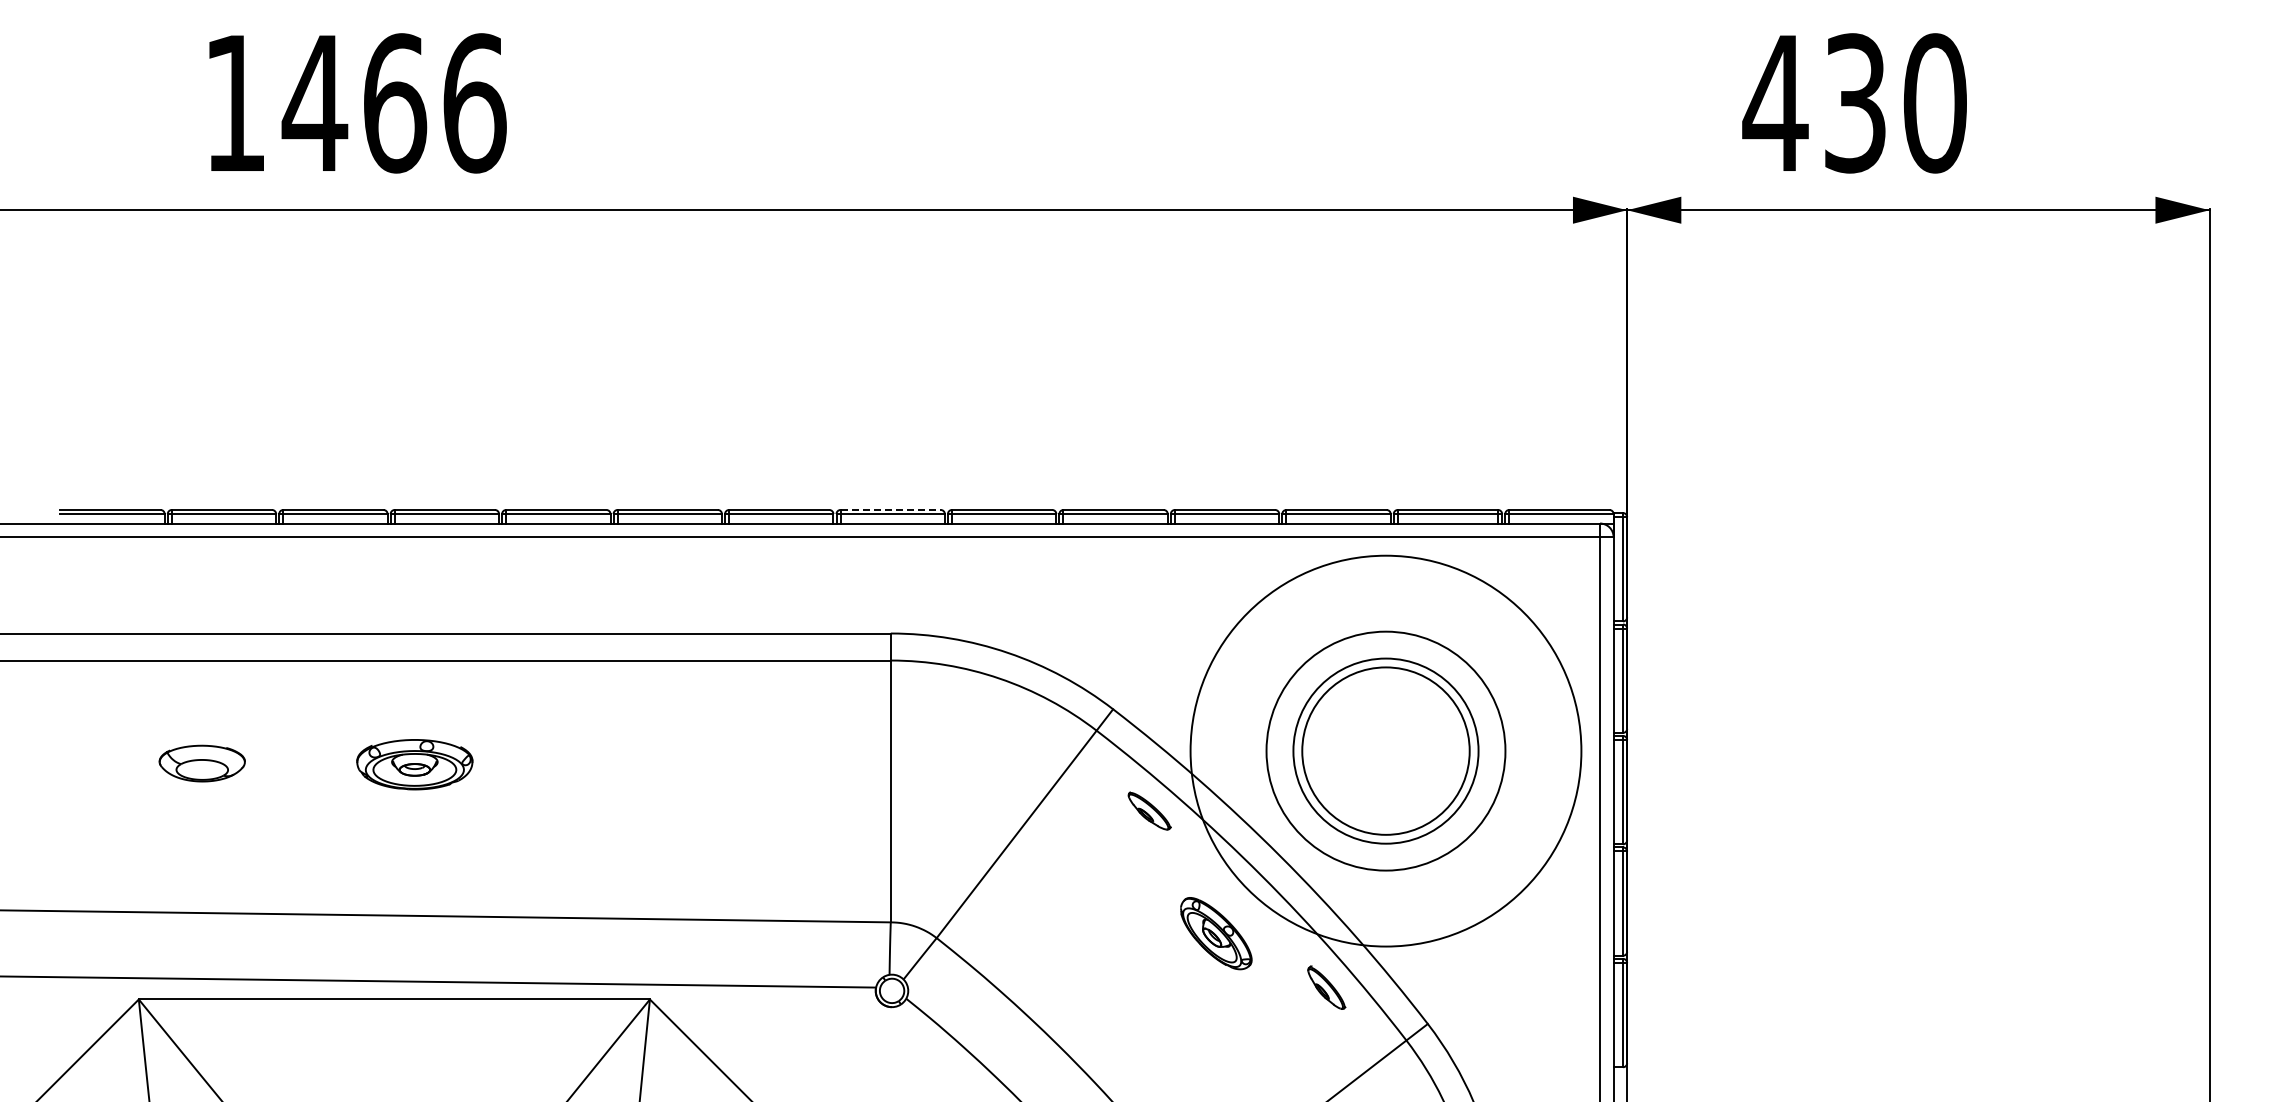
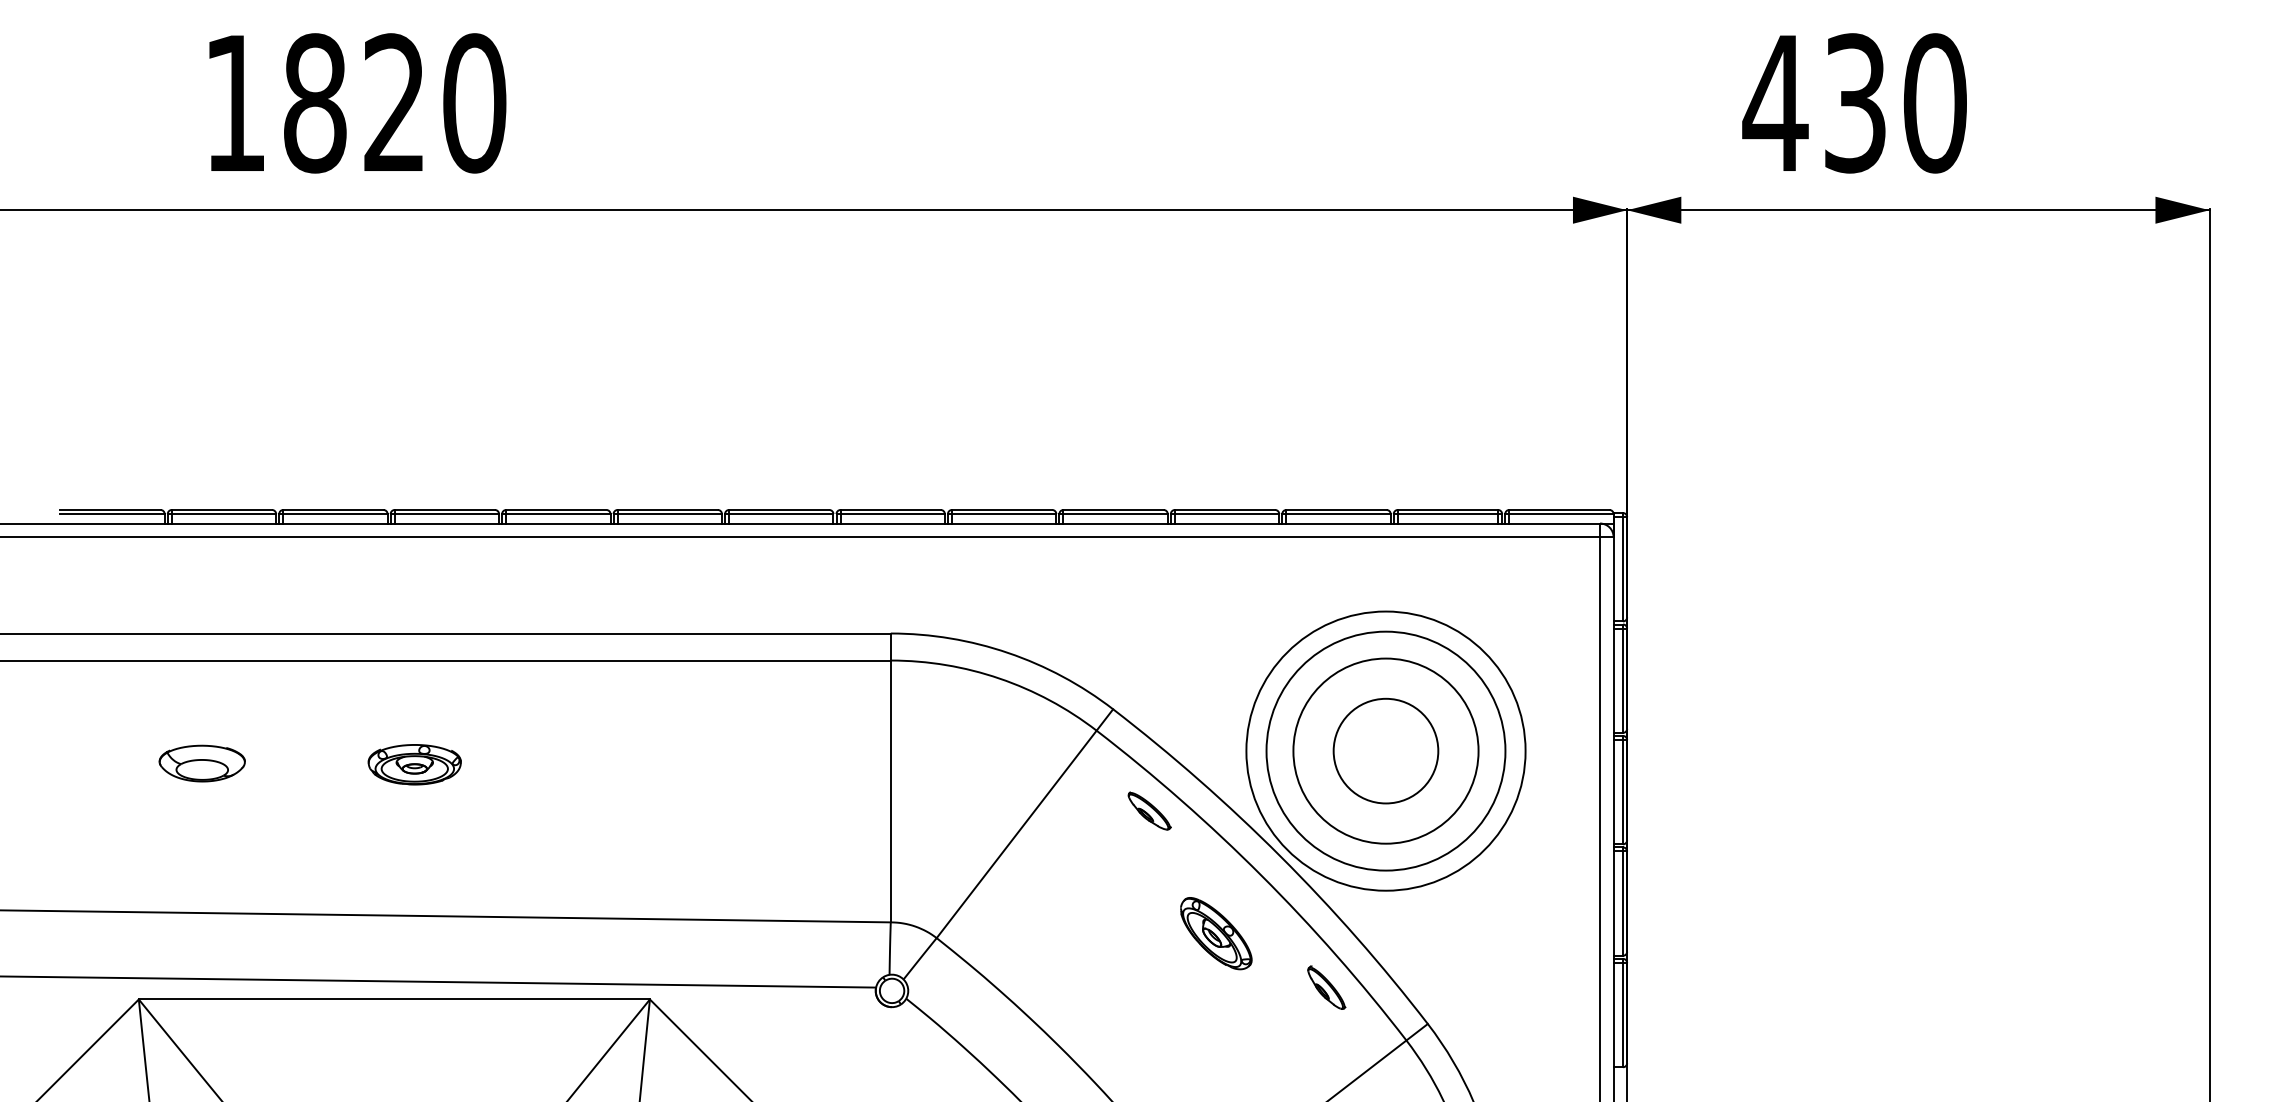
text: 1466 -> 1820 (393, 103)
line: dashed -> solid (891, 509)
circle diameter: 167 px -> 105 px (1385, 750)
circle diameter: 391 px -> 279 px (1385, 750)
part size: 118x52 px -> 95x42 px (414, 764)
